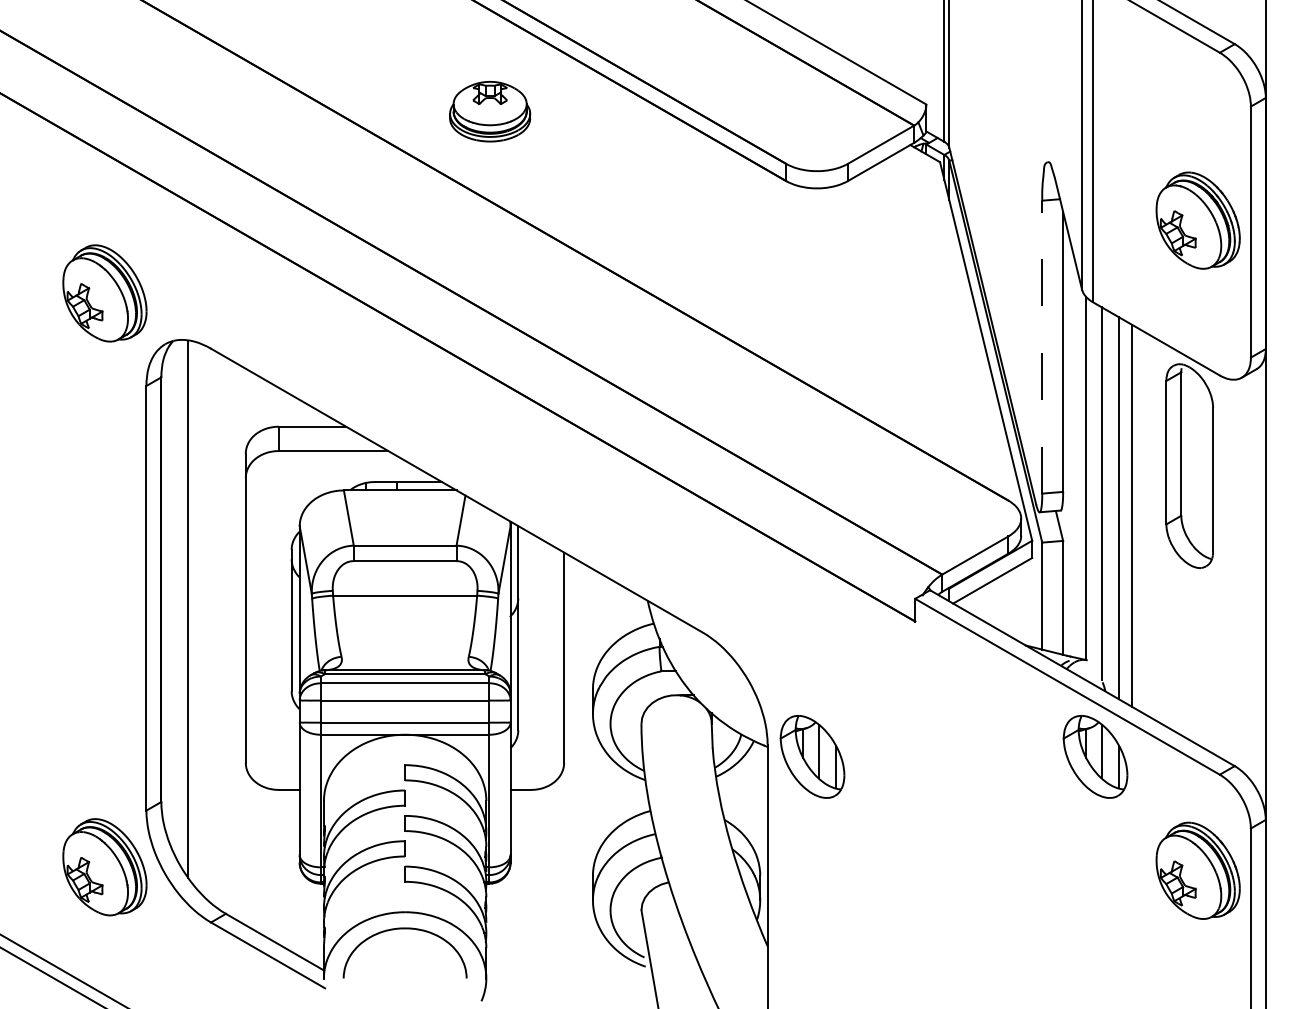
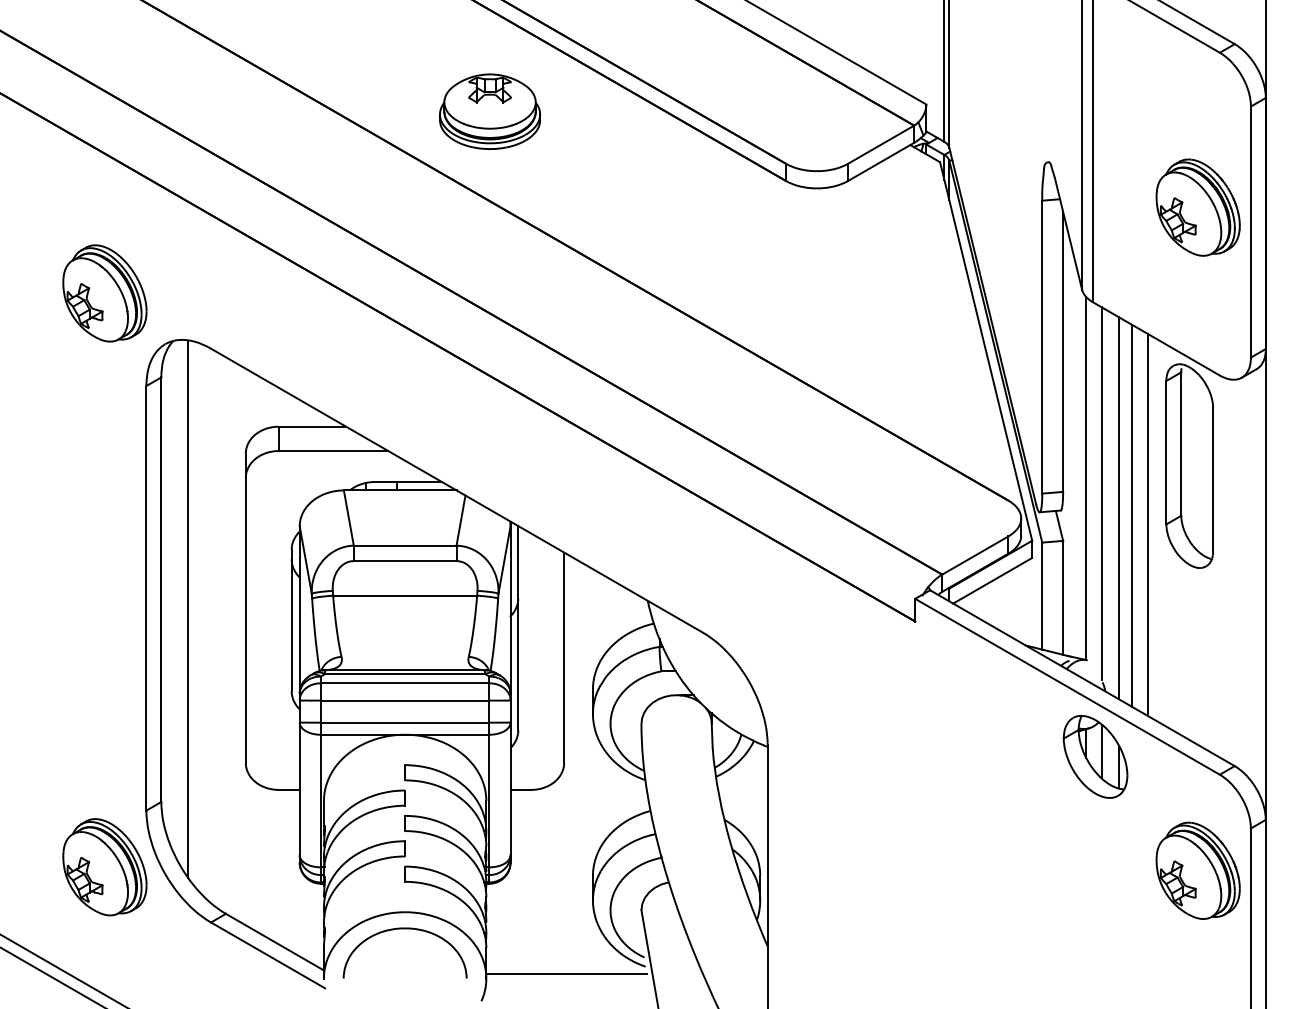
part size: 83x63 px -> 103x77 px (490, 111)
part position: (1197, 220) -> (1197, 207) (1197, 207)
line: dashed -> solid (1042, 346)
line: none -> present (1147, 523)
part: present -> none (812, 756)
line: none -> present (566, 973)
